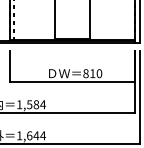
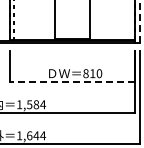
line: solid -> dashed (139, 21)
line: solid -> dashed (72, 81)
